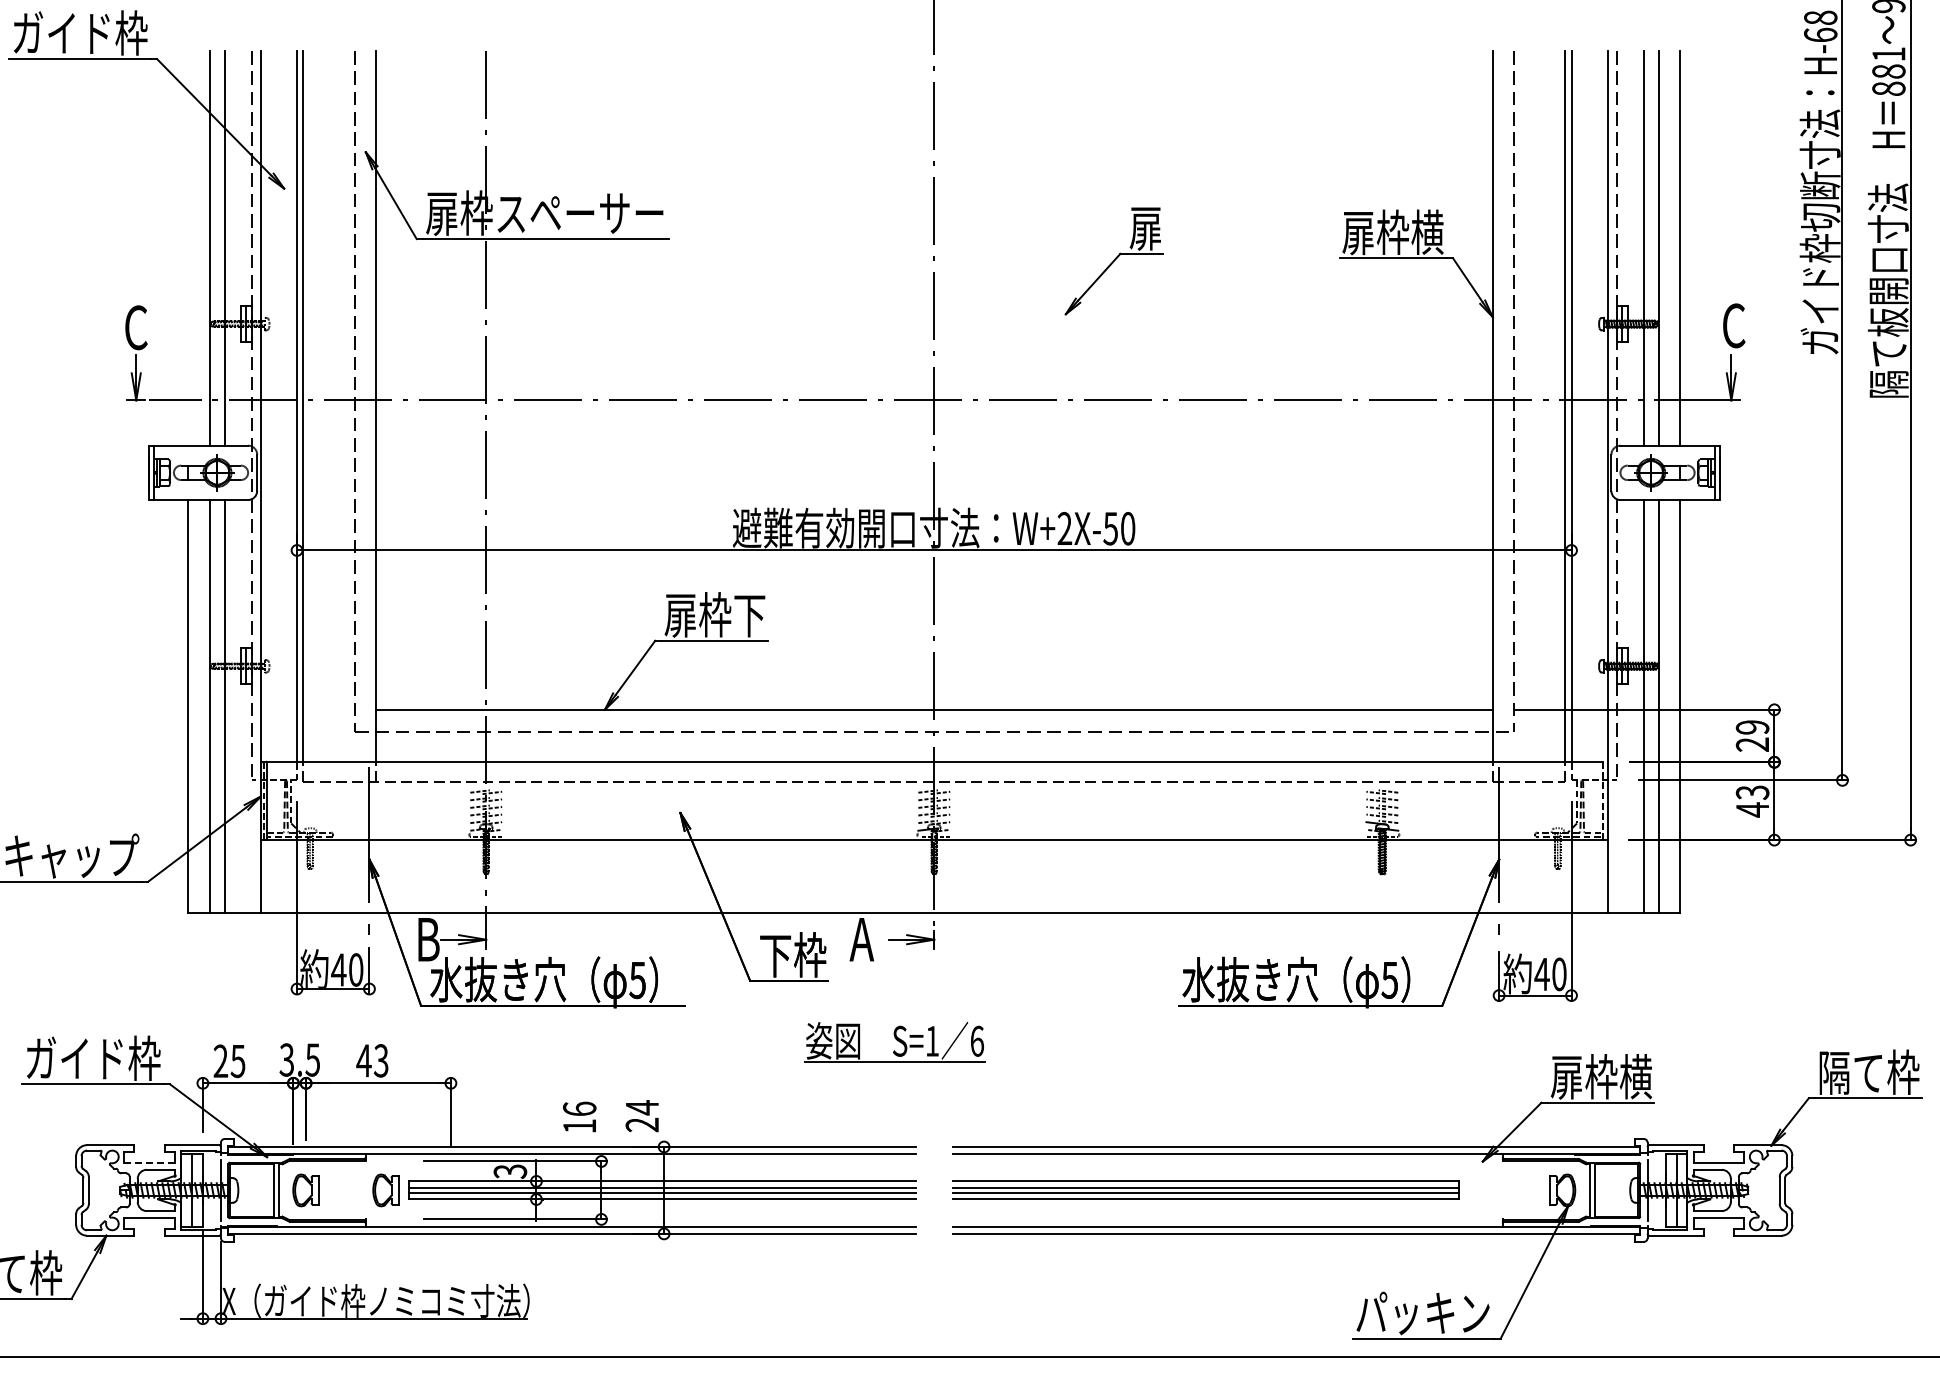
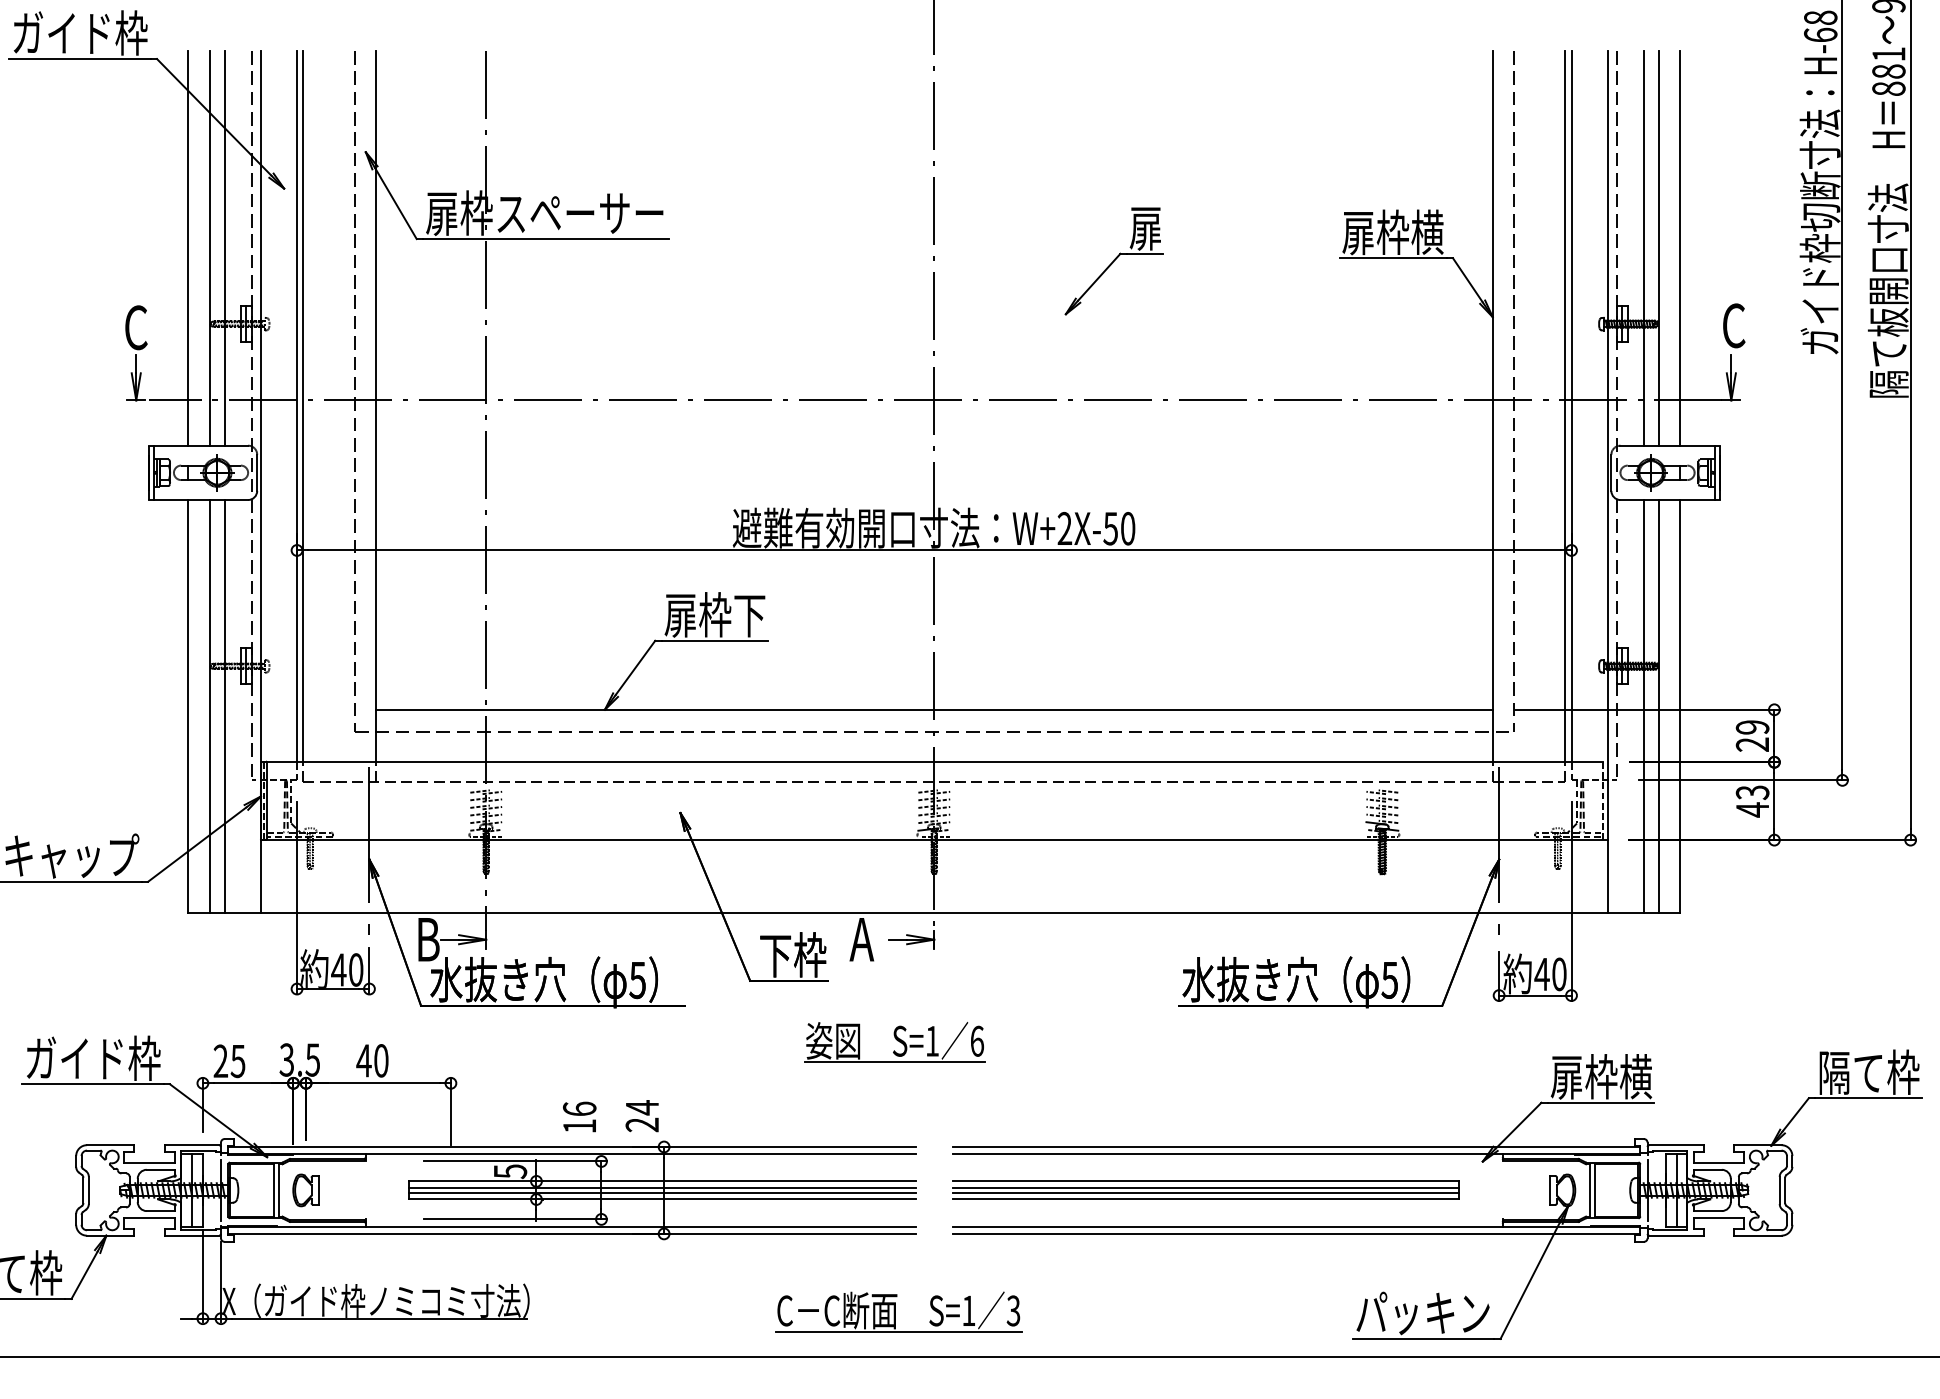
line: none -> present (188, 248)
text: 43 -> 40 (380, 1060)
line: dashed -> solid (150, 1162)
text: 3 -> 5 (509, 1171)
part: present -> none (385, 1190)
part: none -> present (898, 1311)
